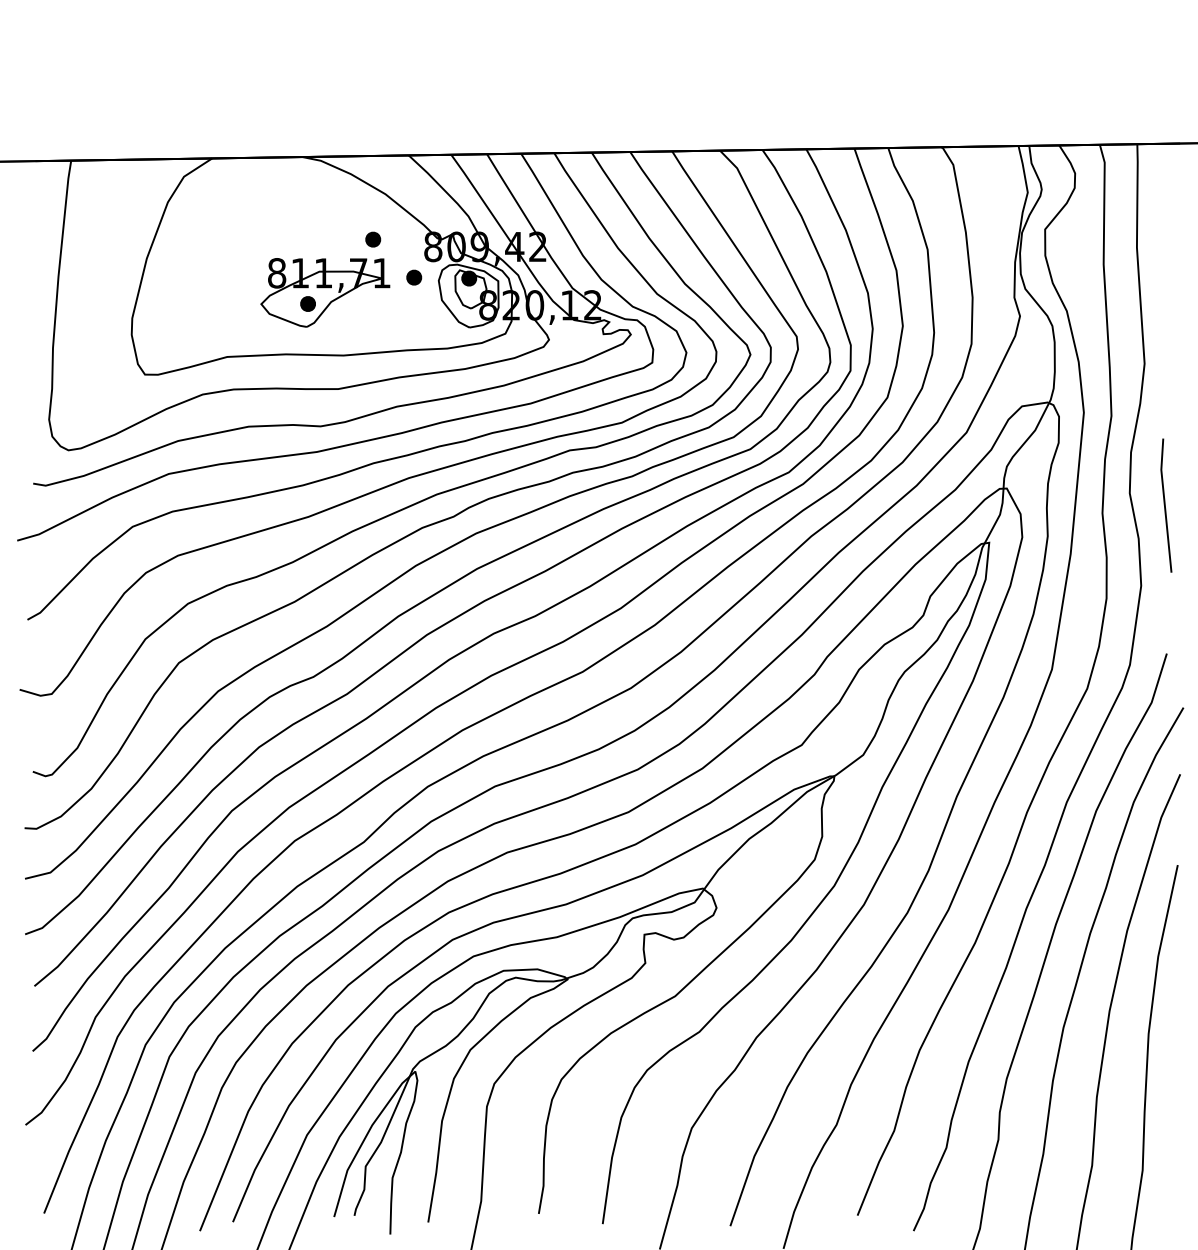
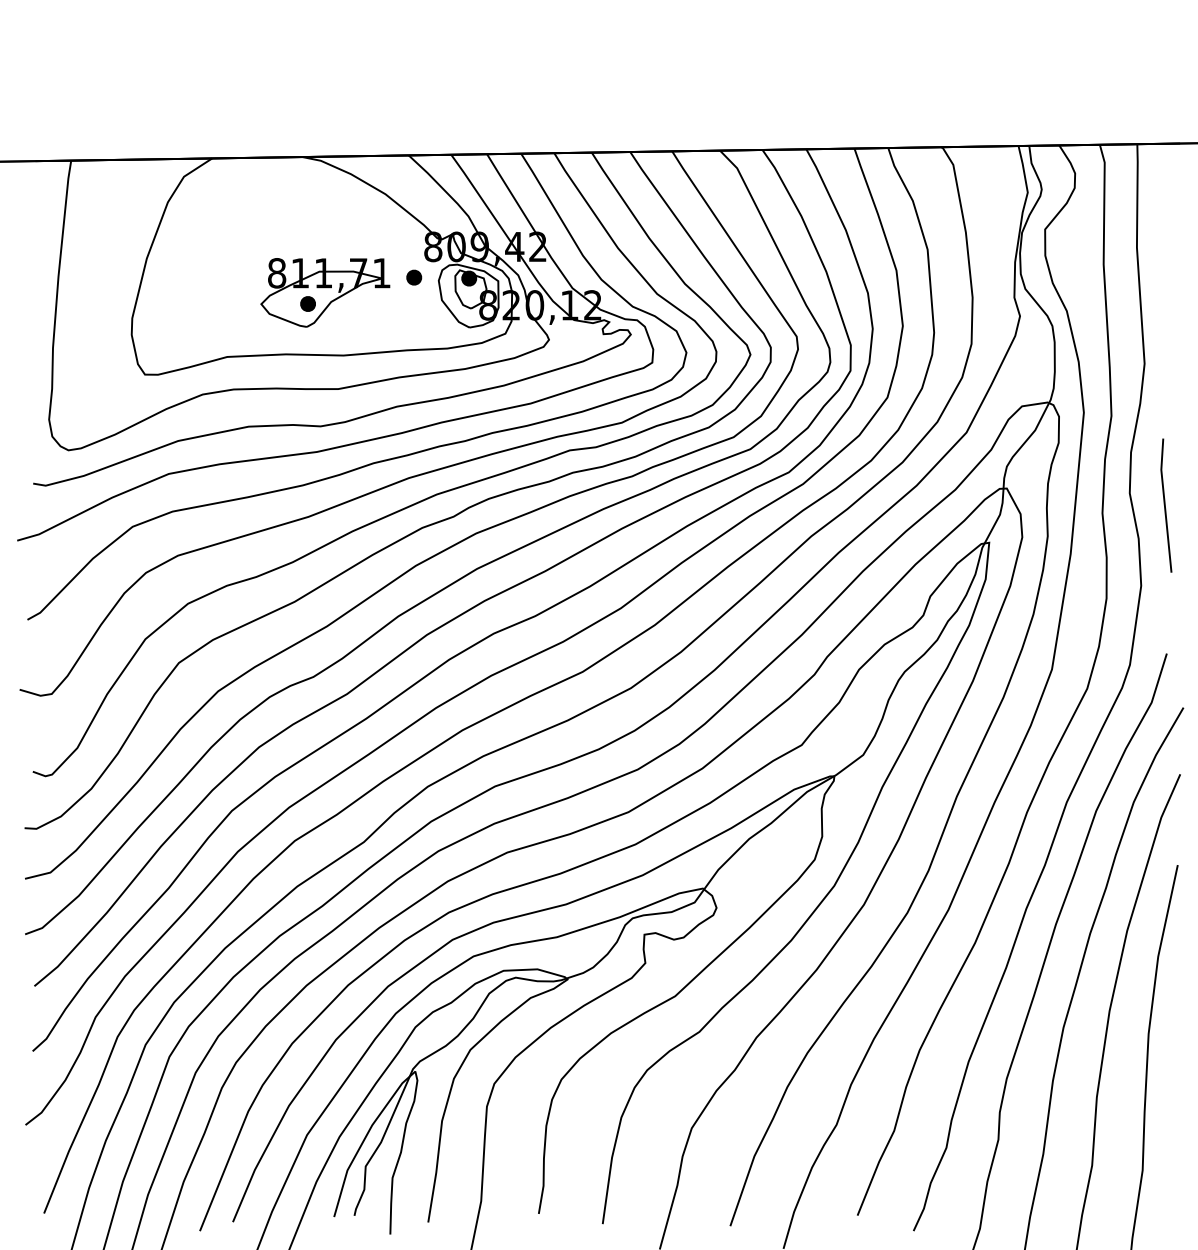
part: present -> none (373, 239)
